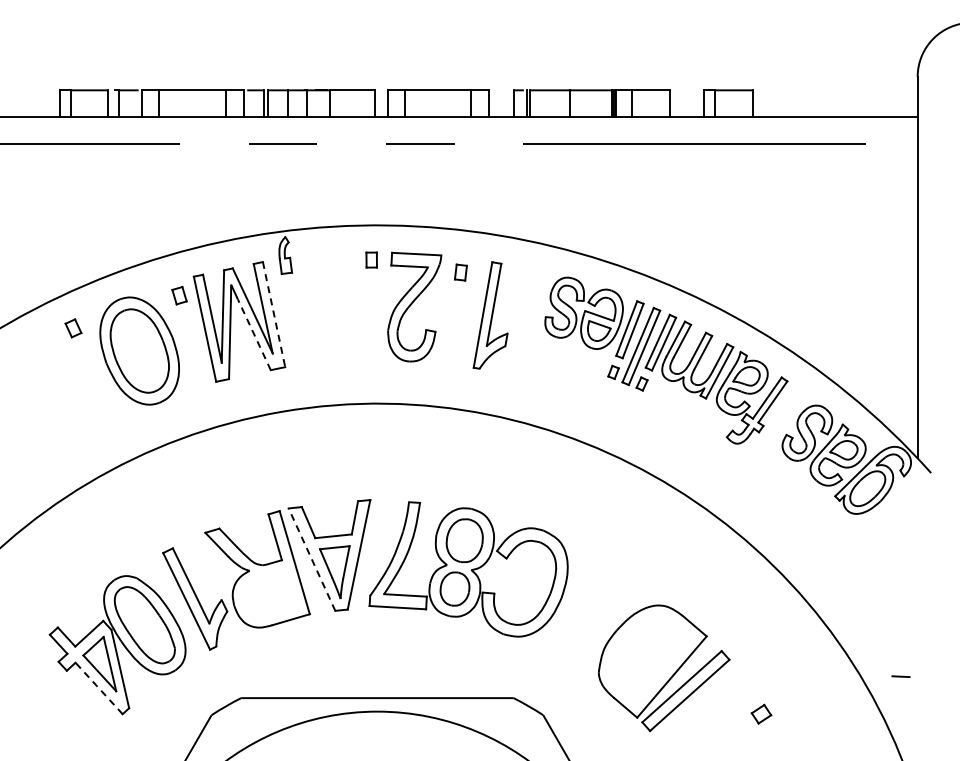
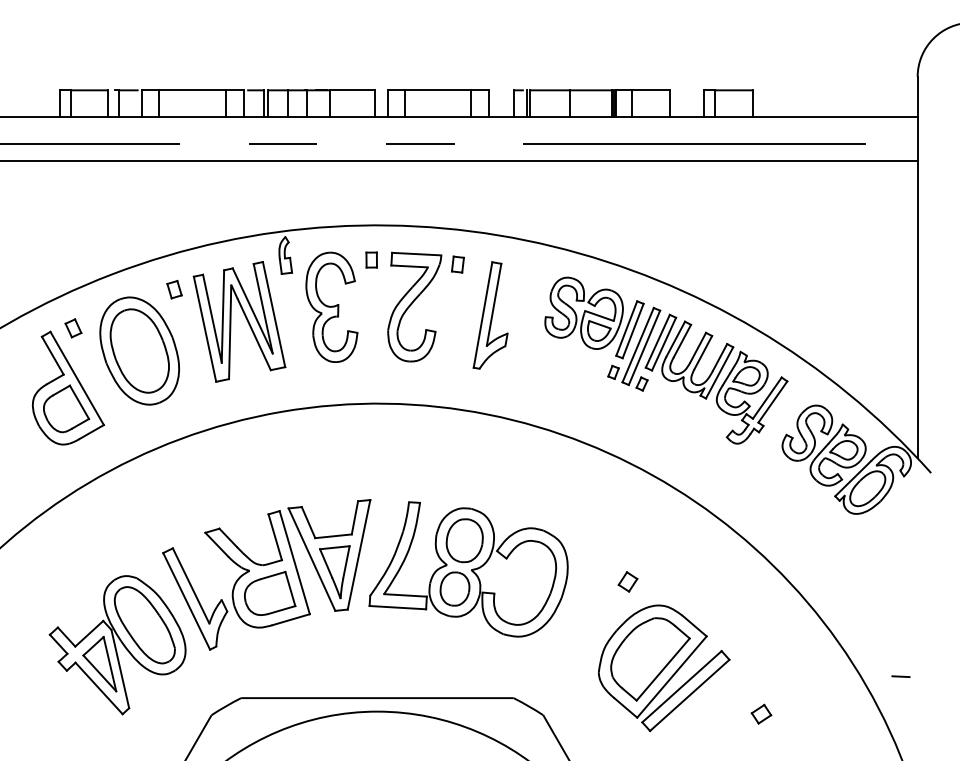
line: none -> present (459, 161)
part position: (460, 272) -> (457, 264) (457, 264)
part position: (179, 295) -> (174, 289) (174, 289)
part: none -> present (331, 306)
line: dashed -> solid (274, 314)
line: dashed -> solid (254, 334)
part: none -> present (67, 387)
line: dashed -> solid (311, 559)
part: none -> present (627, 581)
part: none -> present (270, 592)
part: none -> present (650, 659)
line: dashed -> solid (99, 688)
